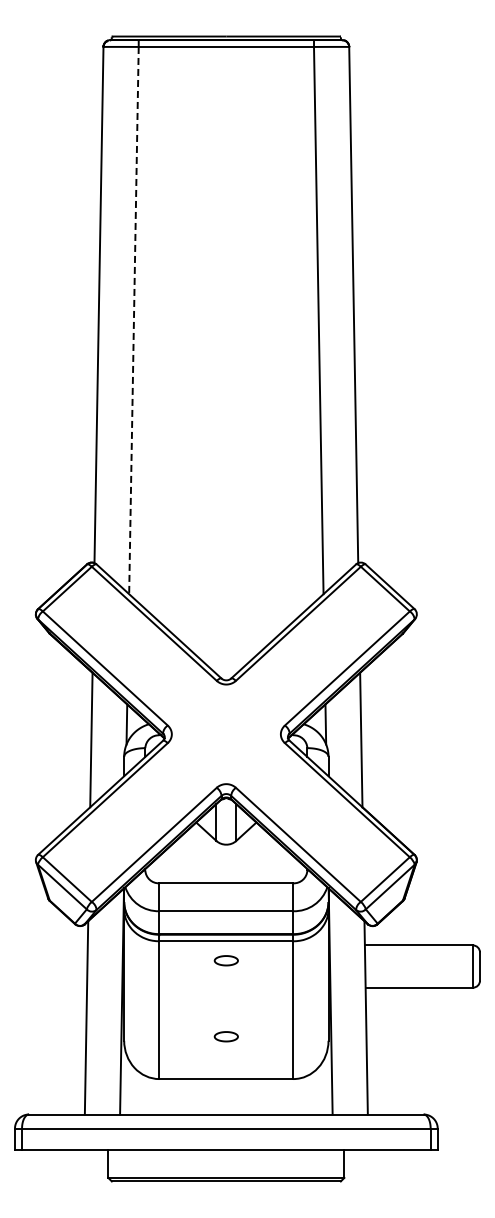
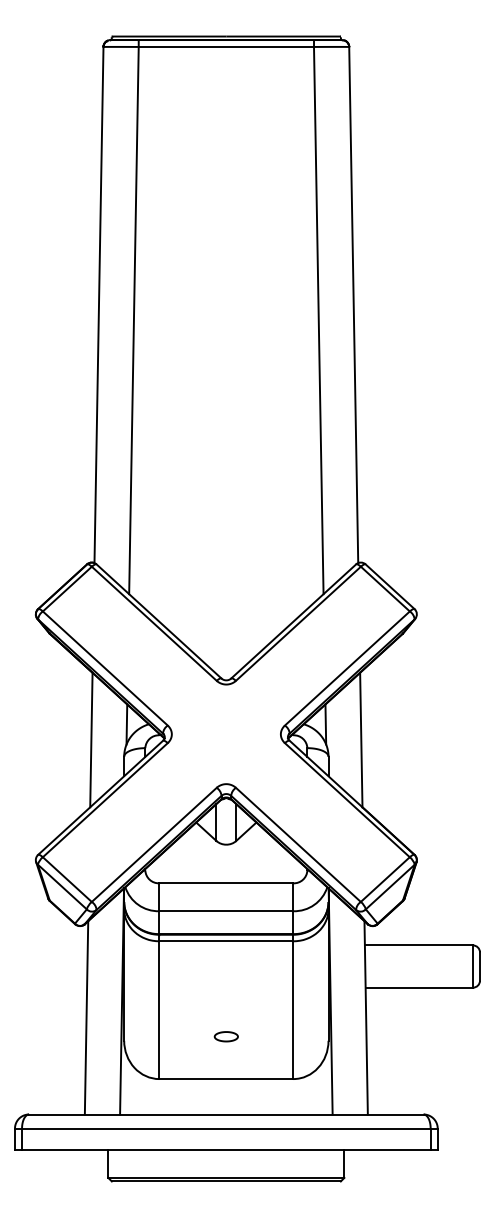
line: dashed -> solid (133, 320)
part: present -> none (225, 960)
